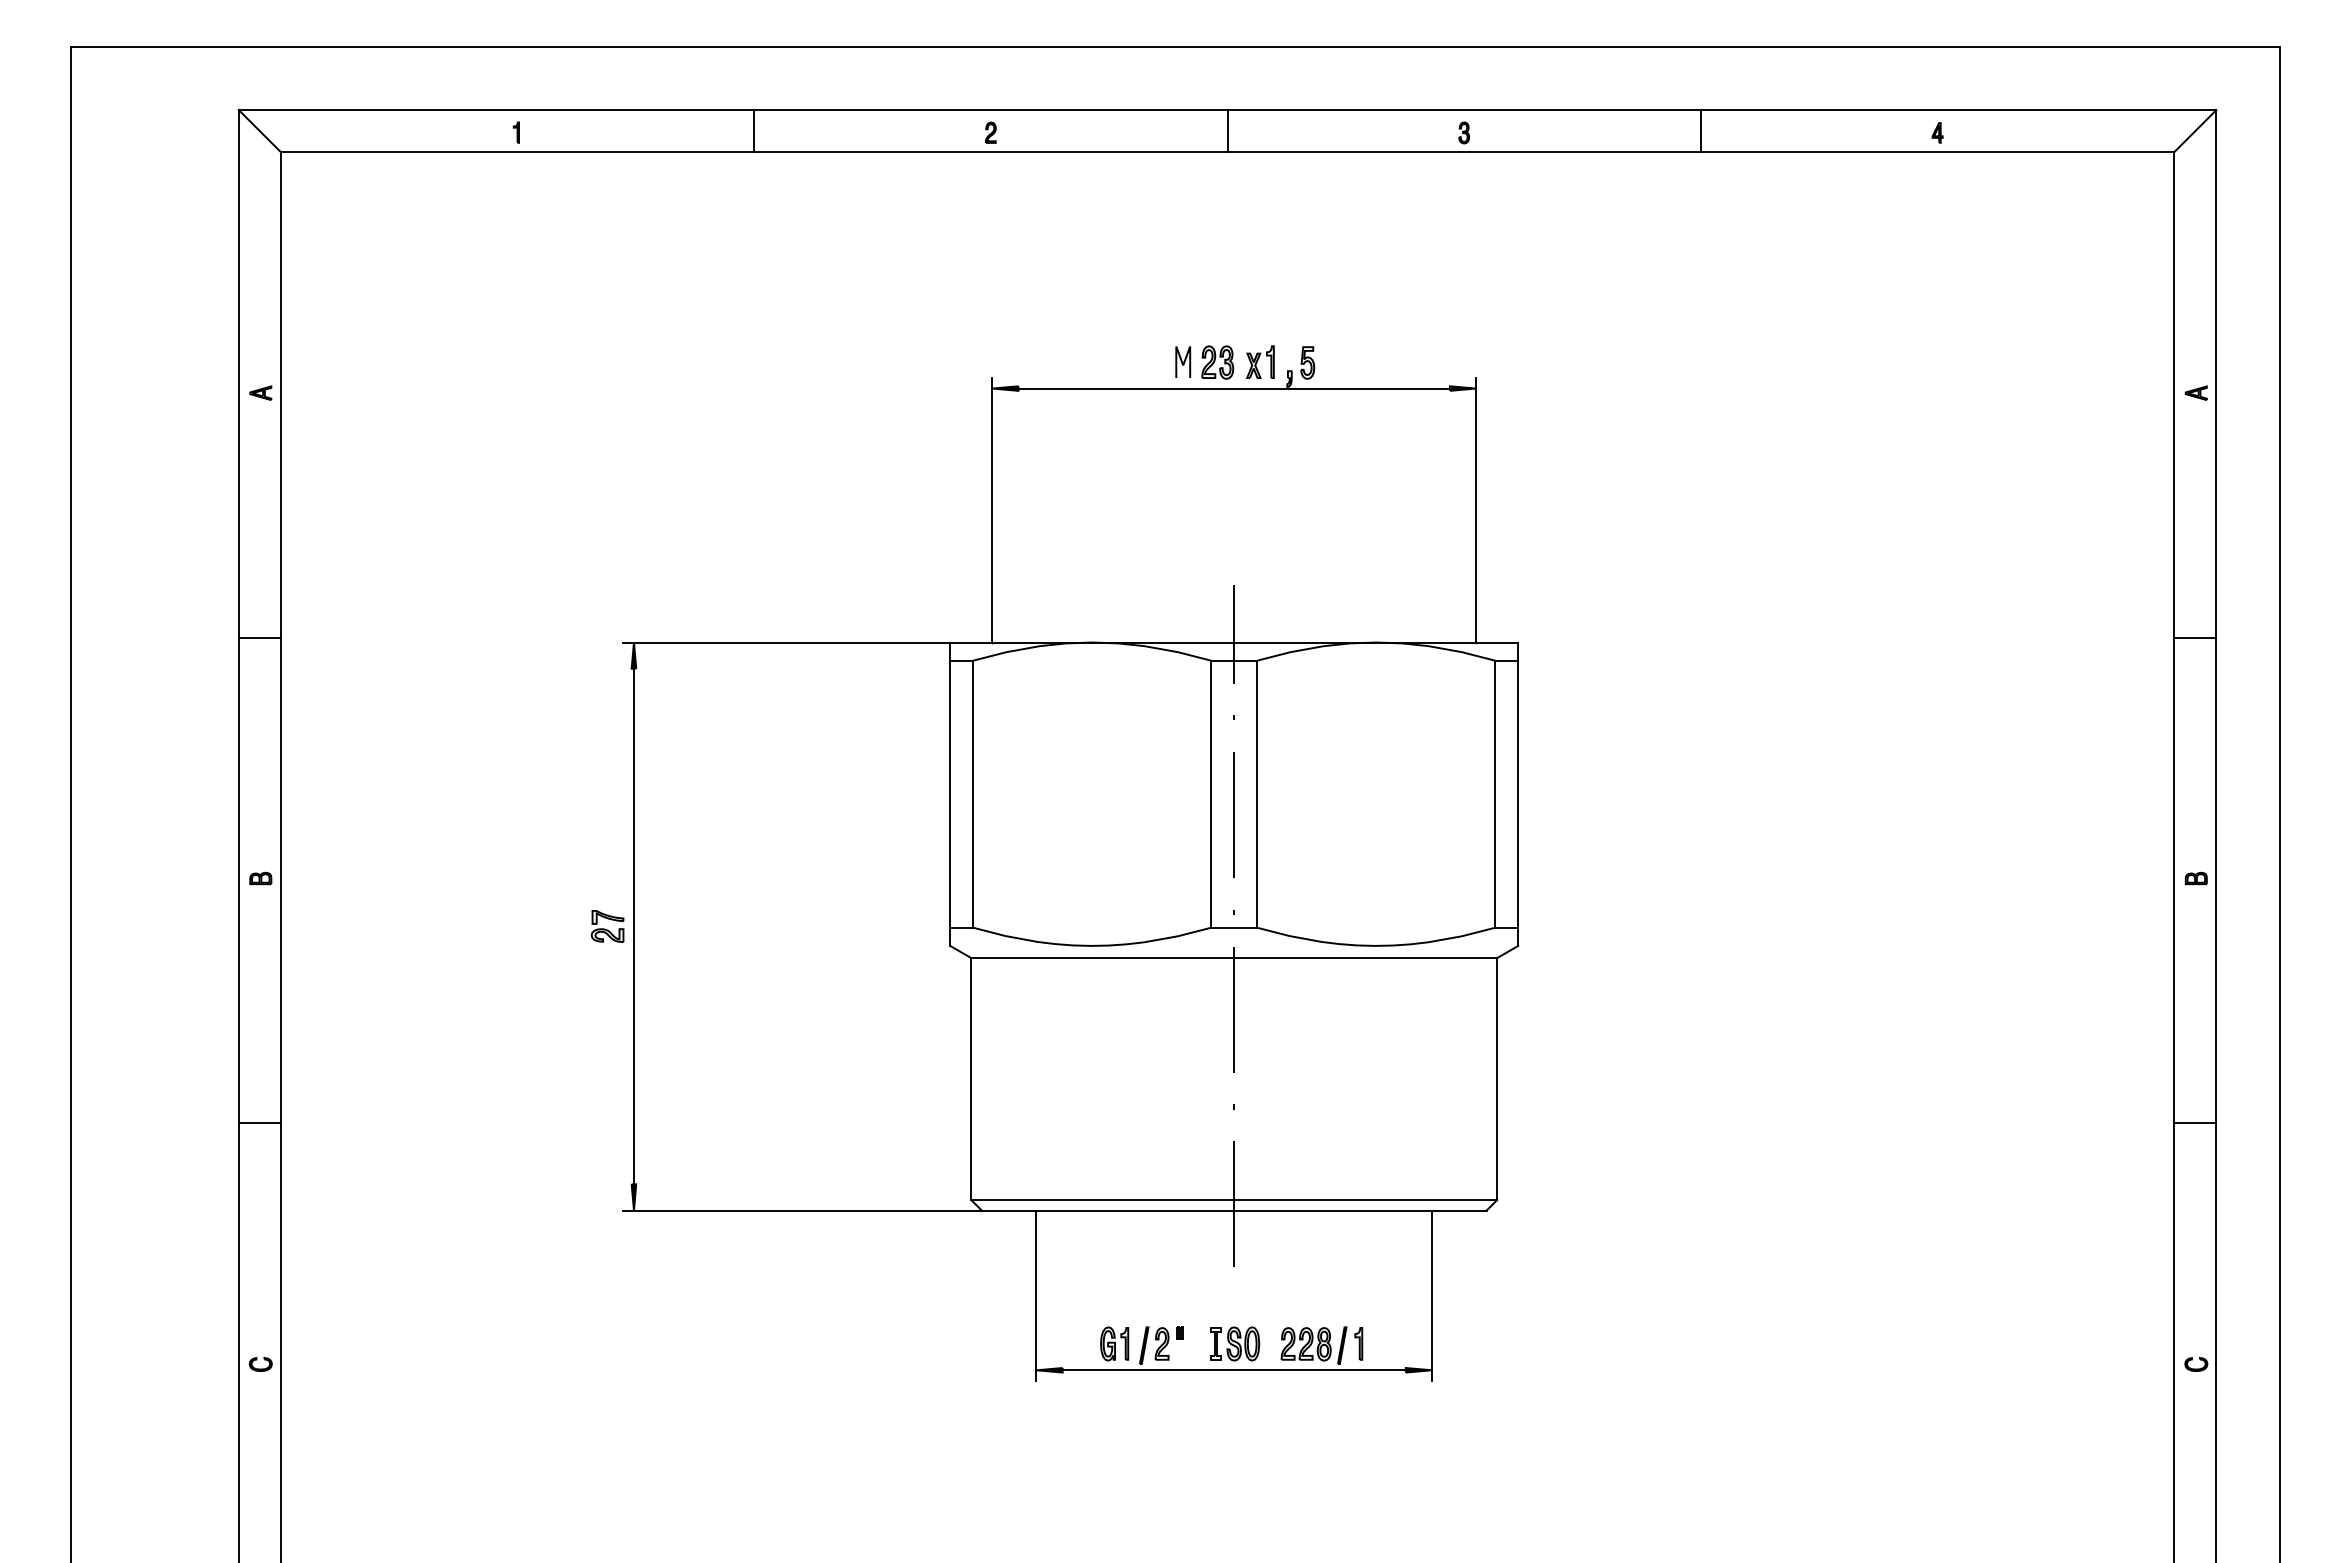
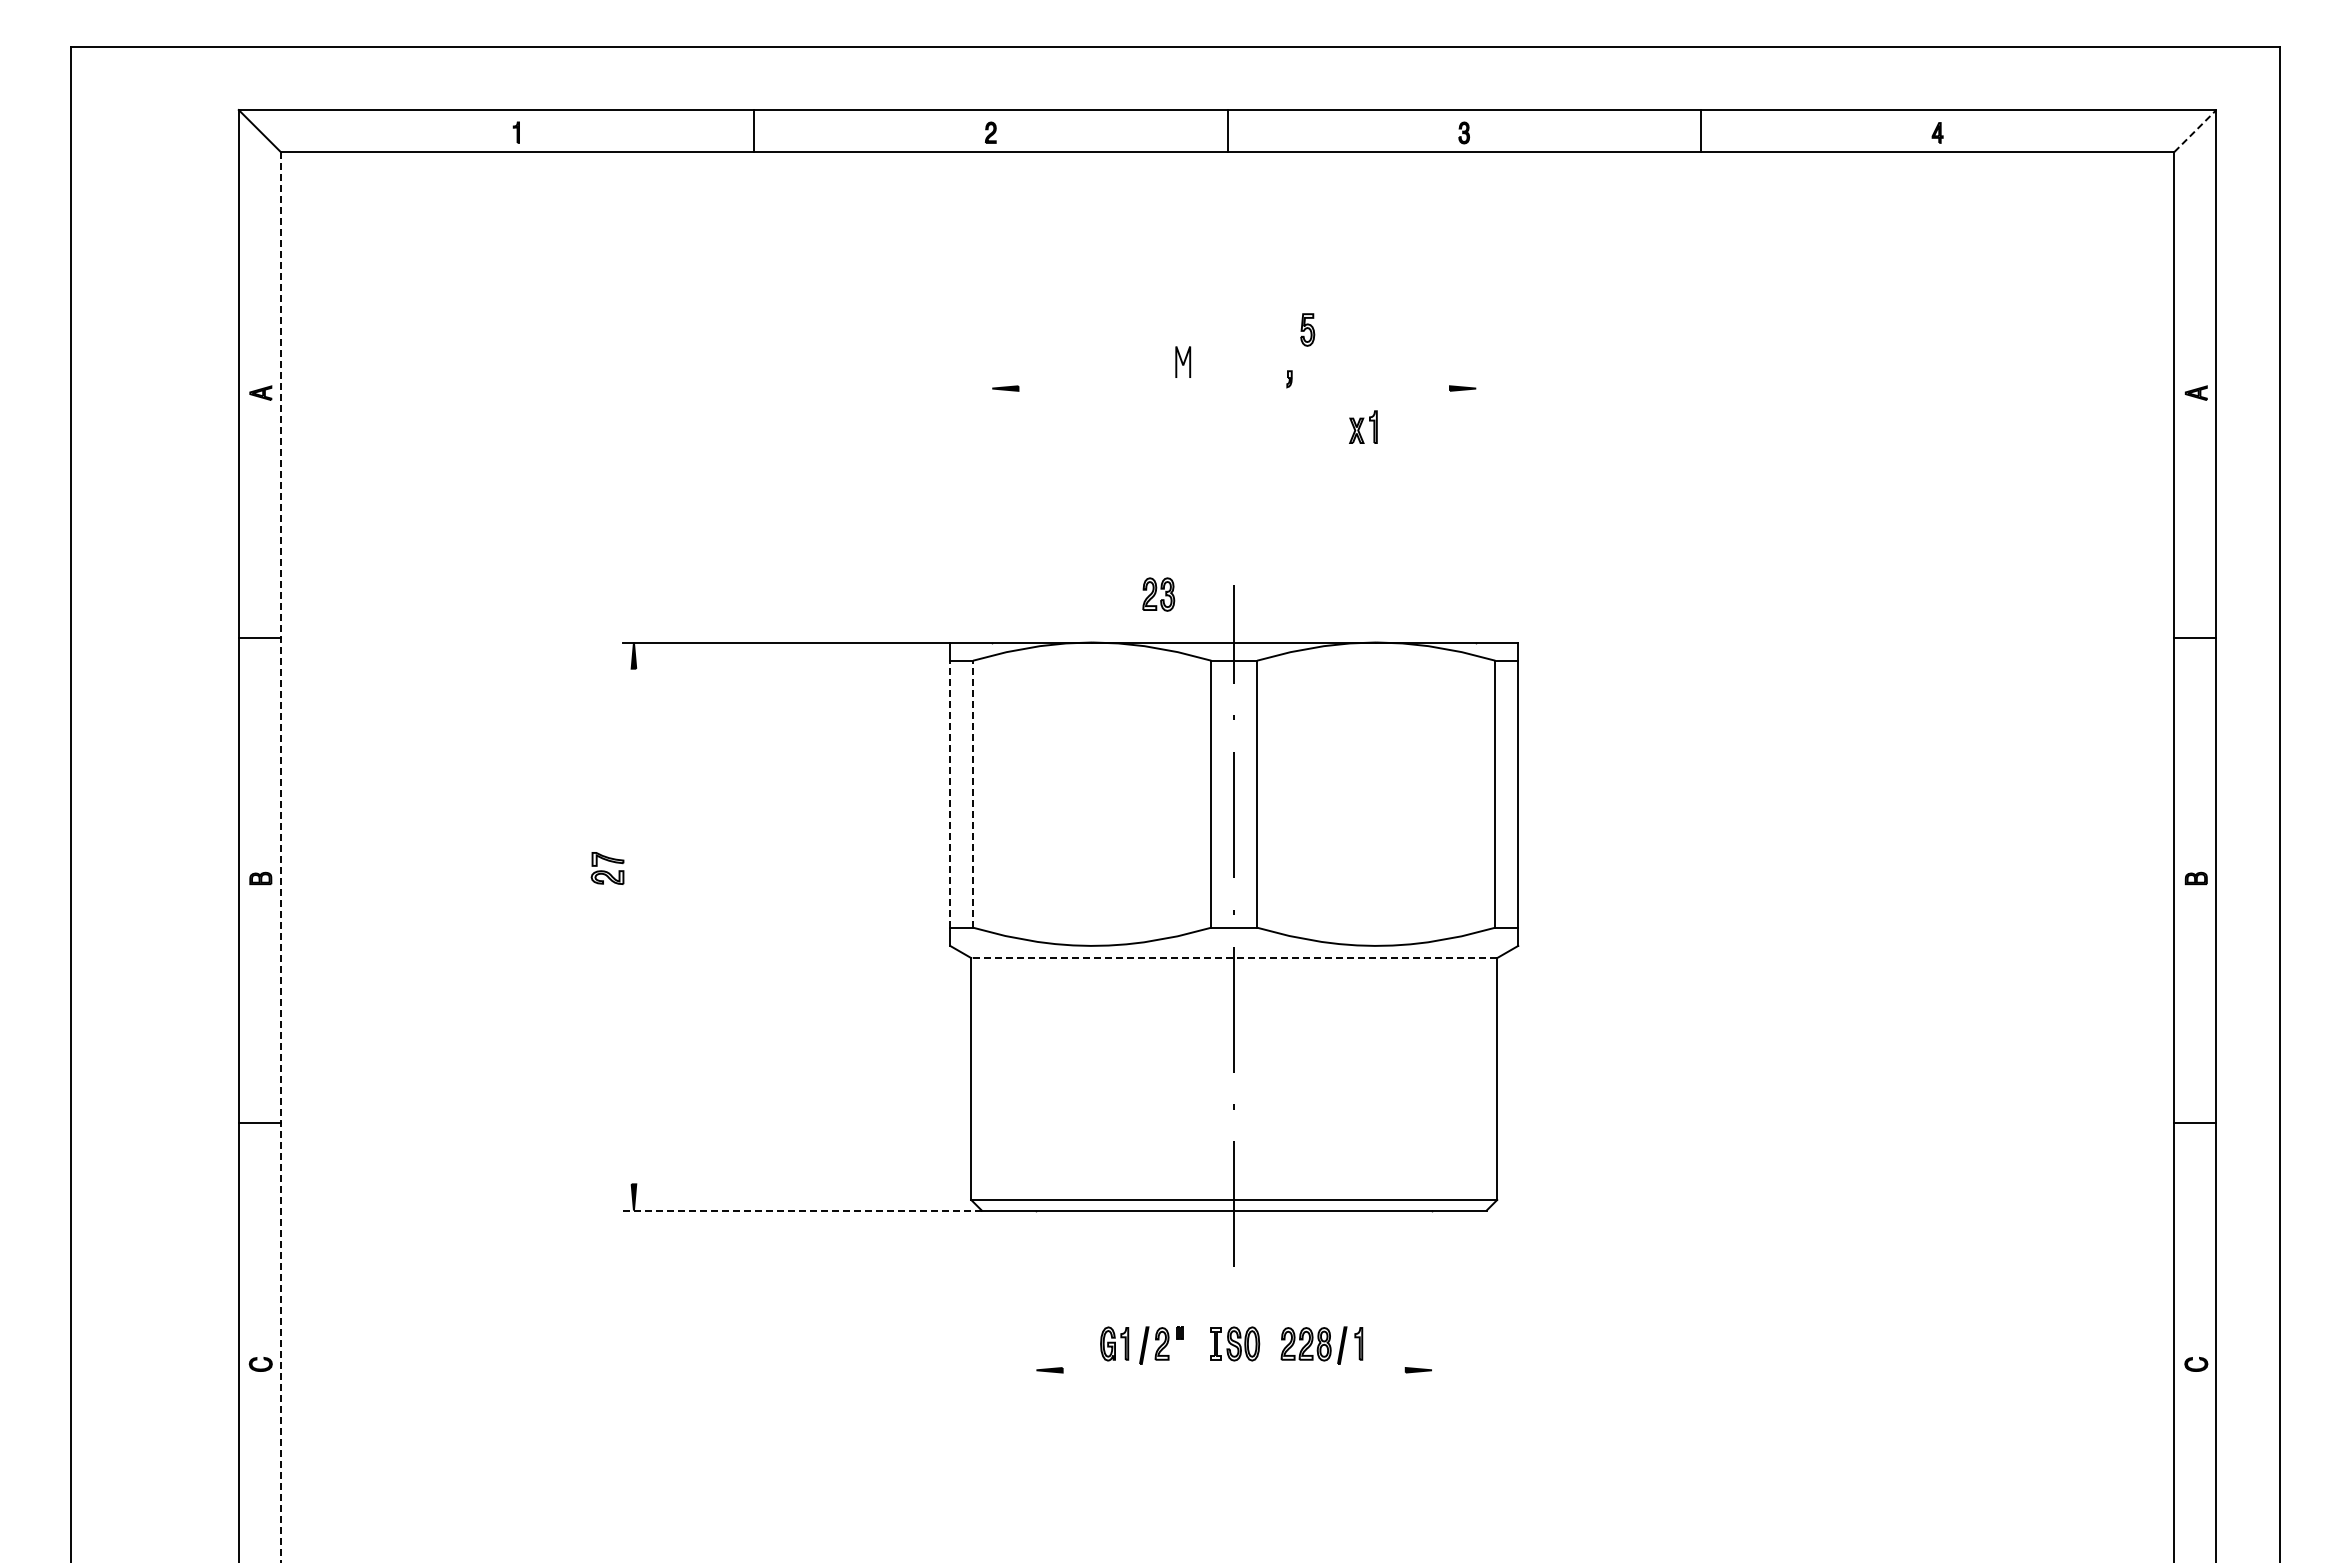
line: solid -> dashed (2195, 131)
part position: (1260, 361) -> (1363, 426) (1363, 426)
part position: (1217, 362) -> (1158, 594) (1158, 594)
part position: (1307, 362) -> (1307, 329) (1307, 329)
line: present -> none (1233, 388)
line: present -> none (992, 510)
line: present -> none (1476, 510)
line: solid -> dashed (950, 793)
line: solid -> dashed (973, 793)
line: solid -> dashed (280, 857)
part position: (607, 926) -> (607, 868) (607, 868)
line: present -> none (633, 926)
line: solid -> dashed (1234, 958)
line: solid -> dashed (802, 1210)
line: present -> none (1036, 1295)
line: present -> none (1431, 1295)
line: present -> none (1233, 1370)
